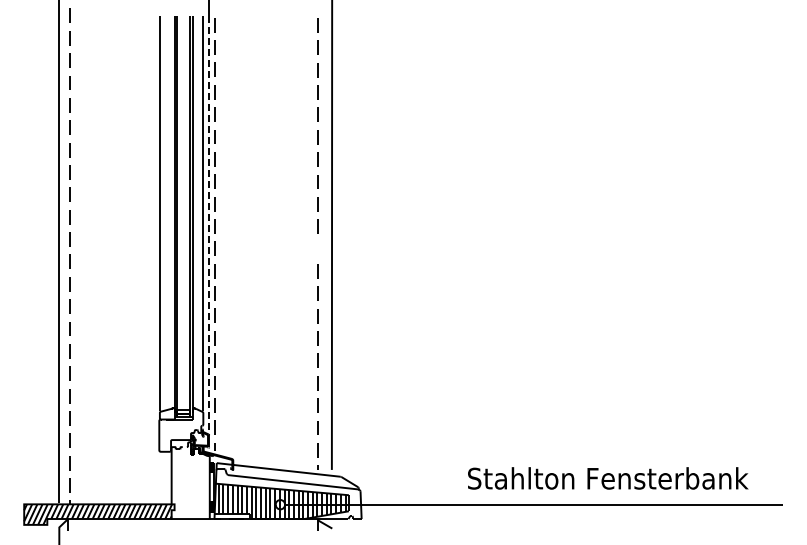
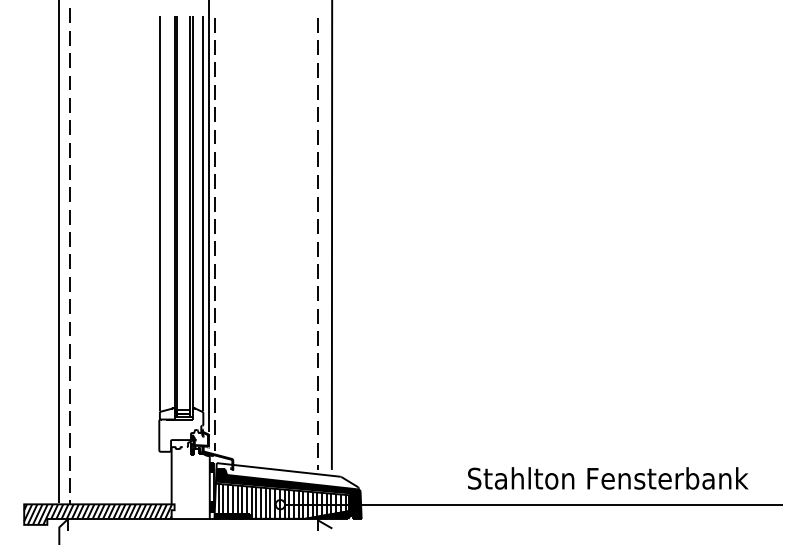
line: dashed -> solid (209, 225)
line: none -> present (317, 249)
fill: none -> present (287, 494)
